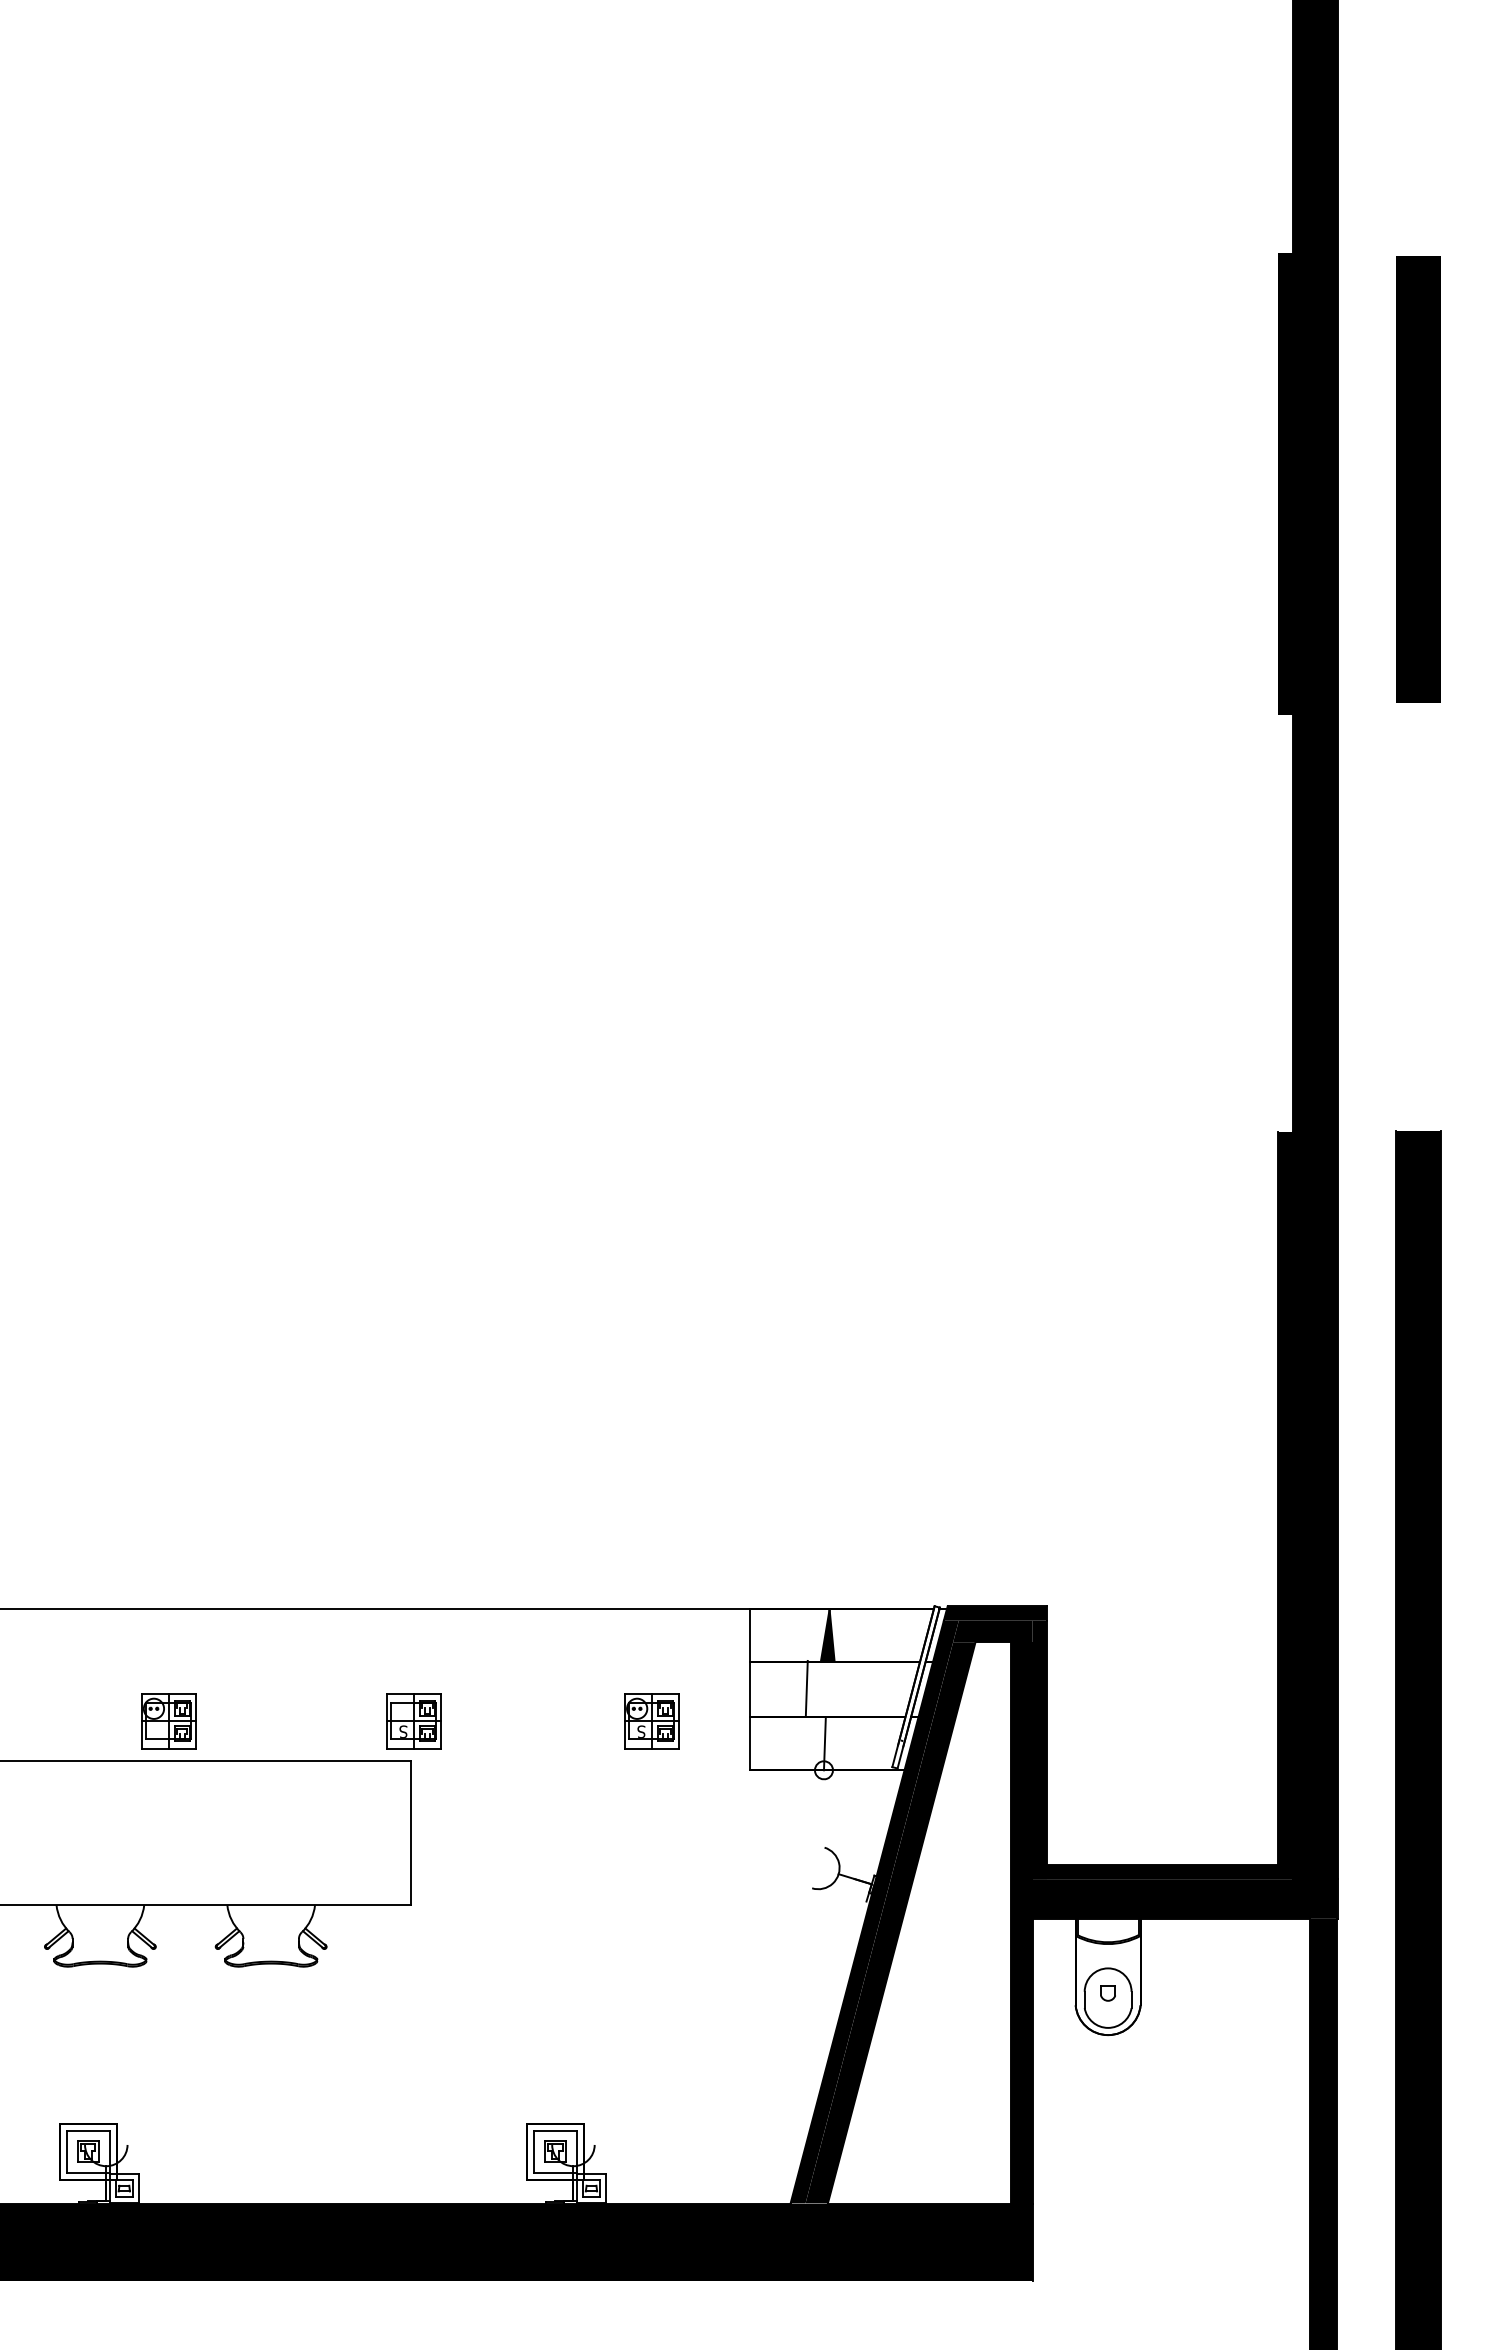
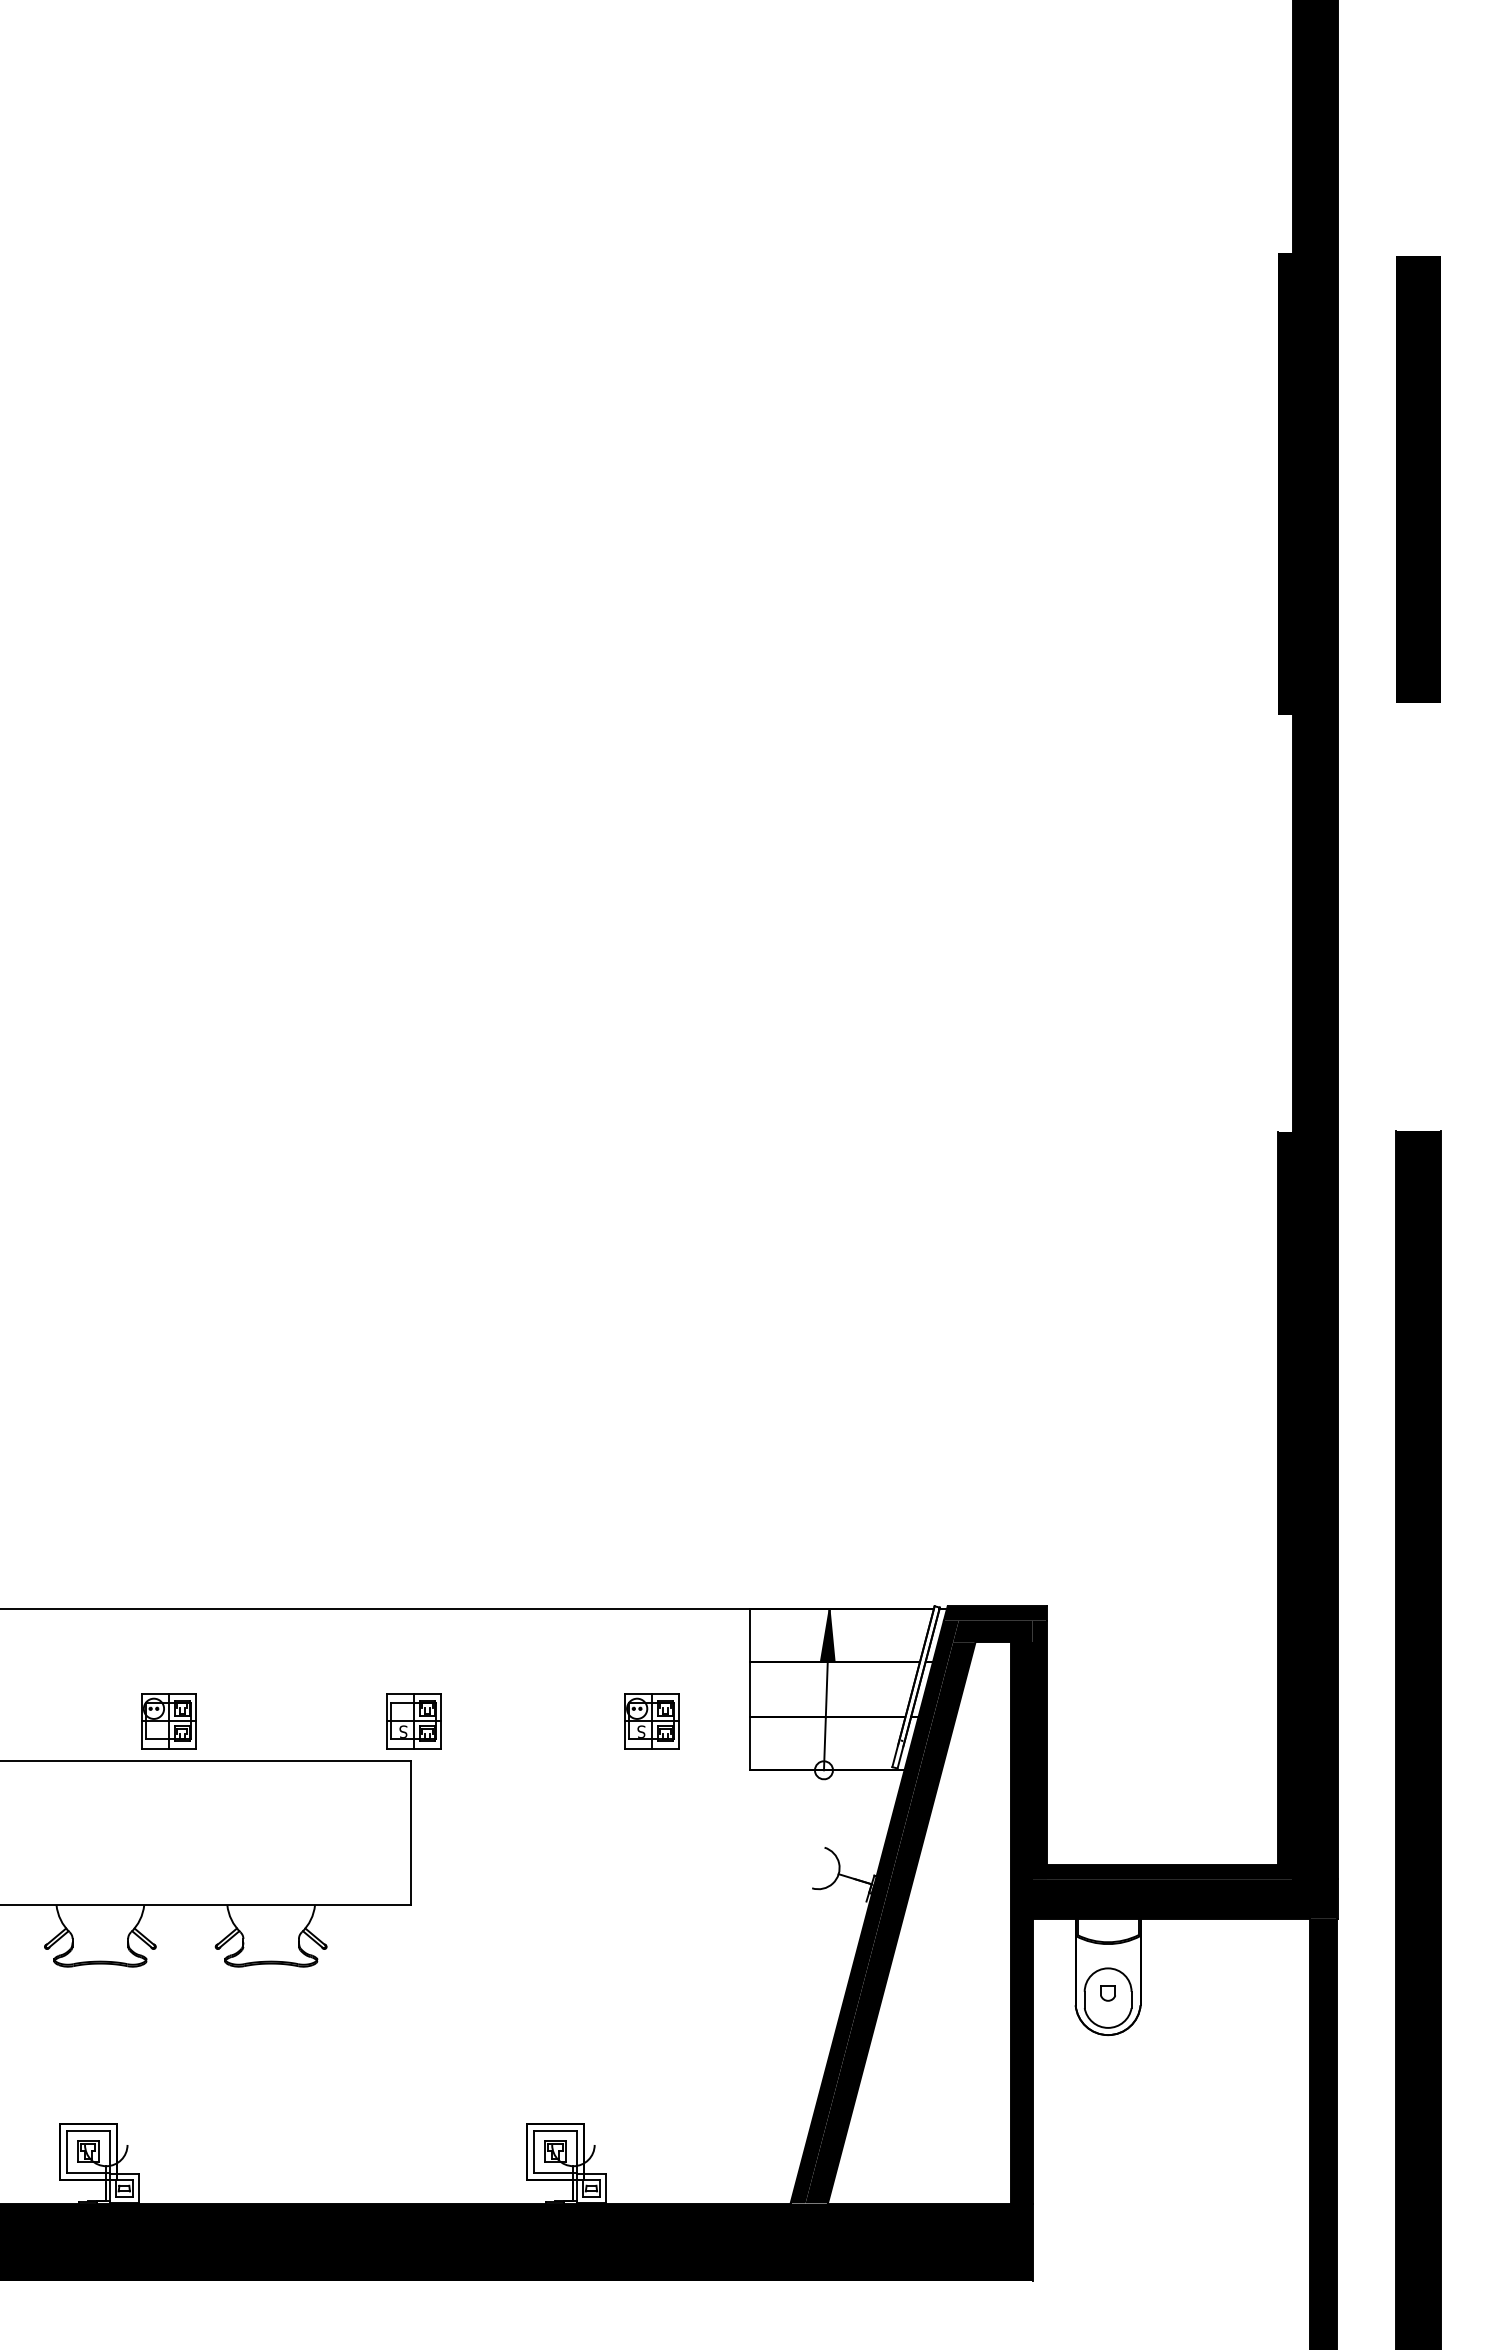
line position: (806, 1688) -> (826, 1689) (826, 1689)
